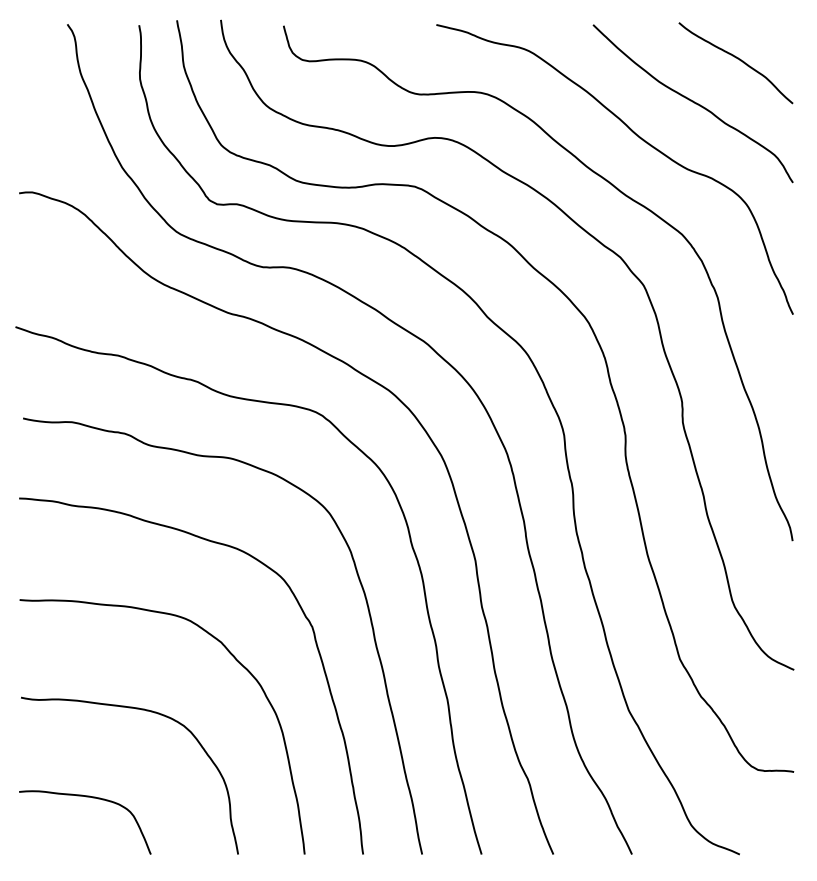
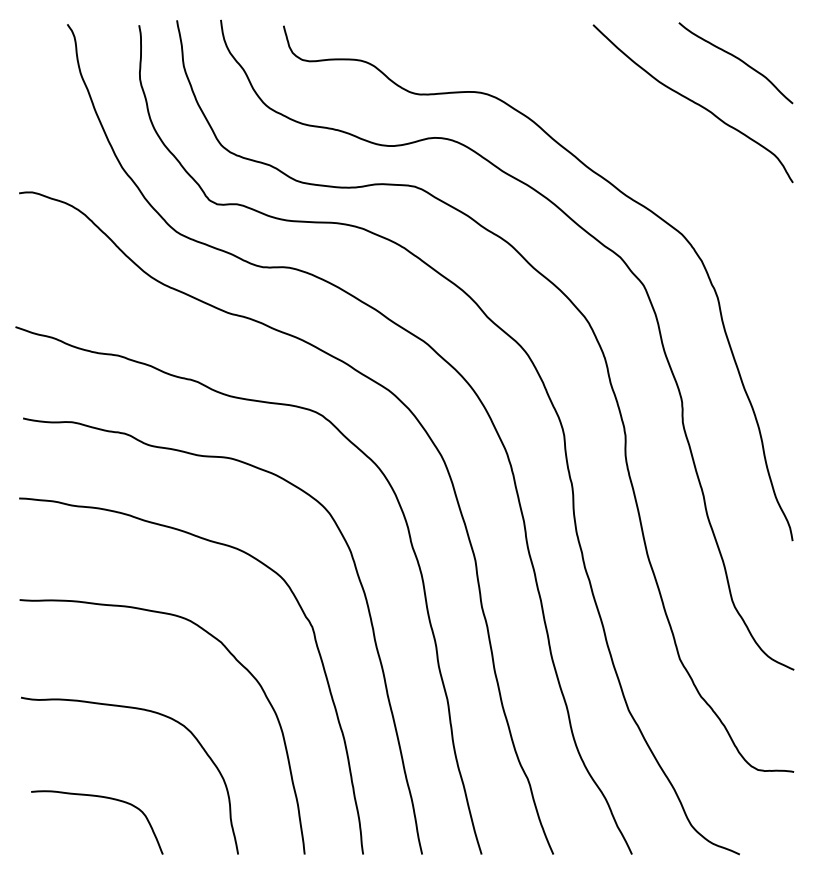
curve: present -> none (640, 139)
curve position: (92, 798) -> (104, 798) (104, 798)
